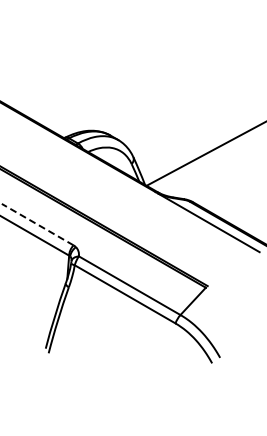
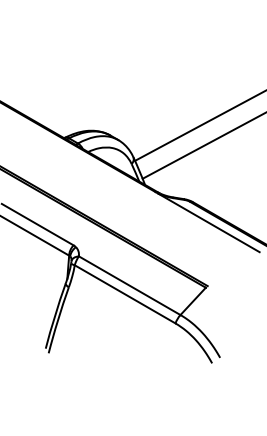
line: none -> present (199, 126)
line position: (204, 154) -> (202, 145) (202, 145)
line: dashed -> solid (37, 224)
